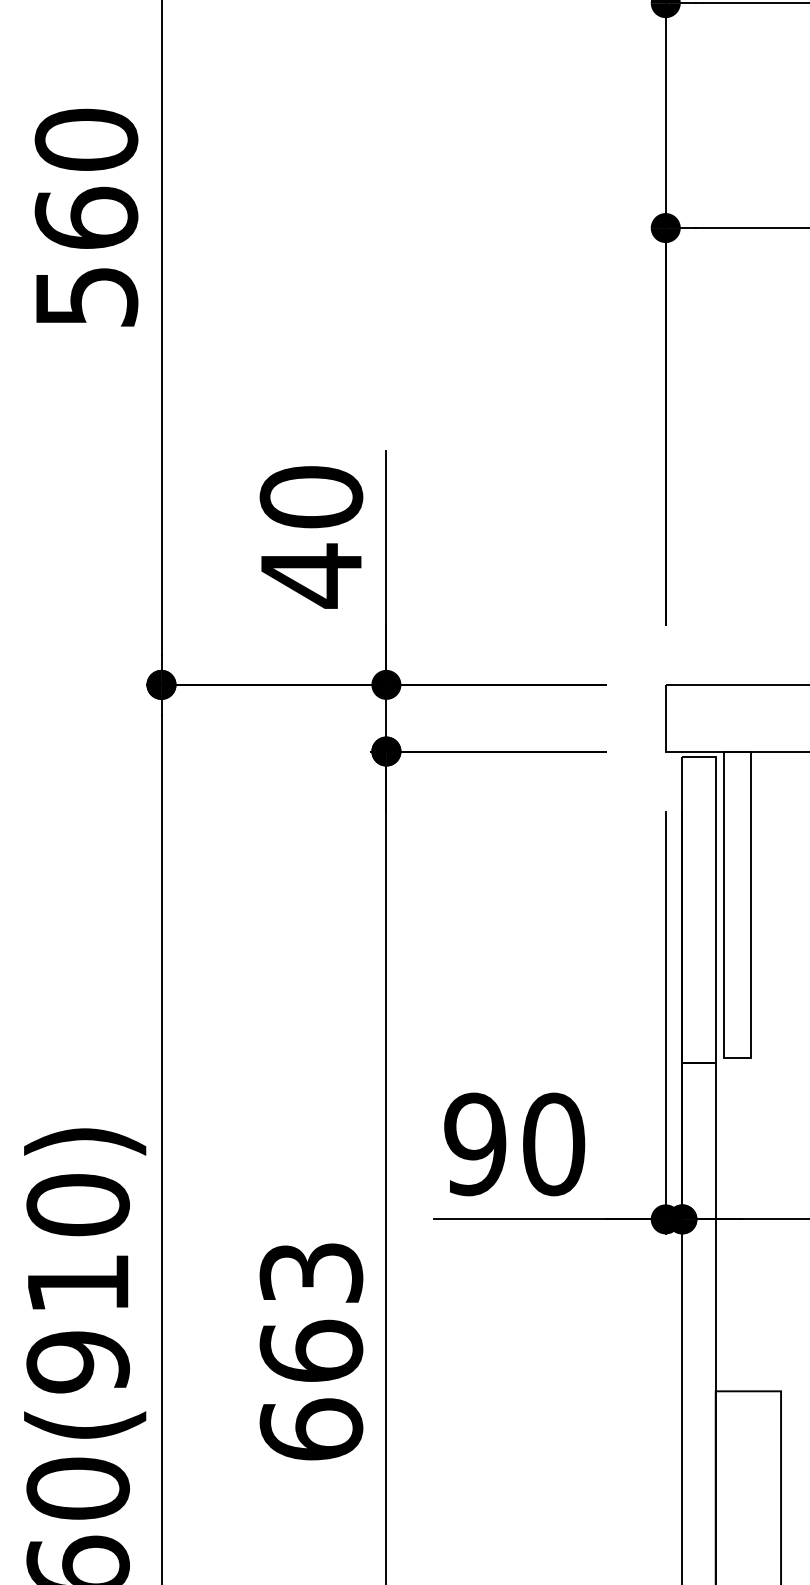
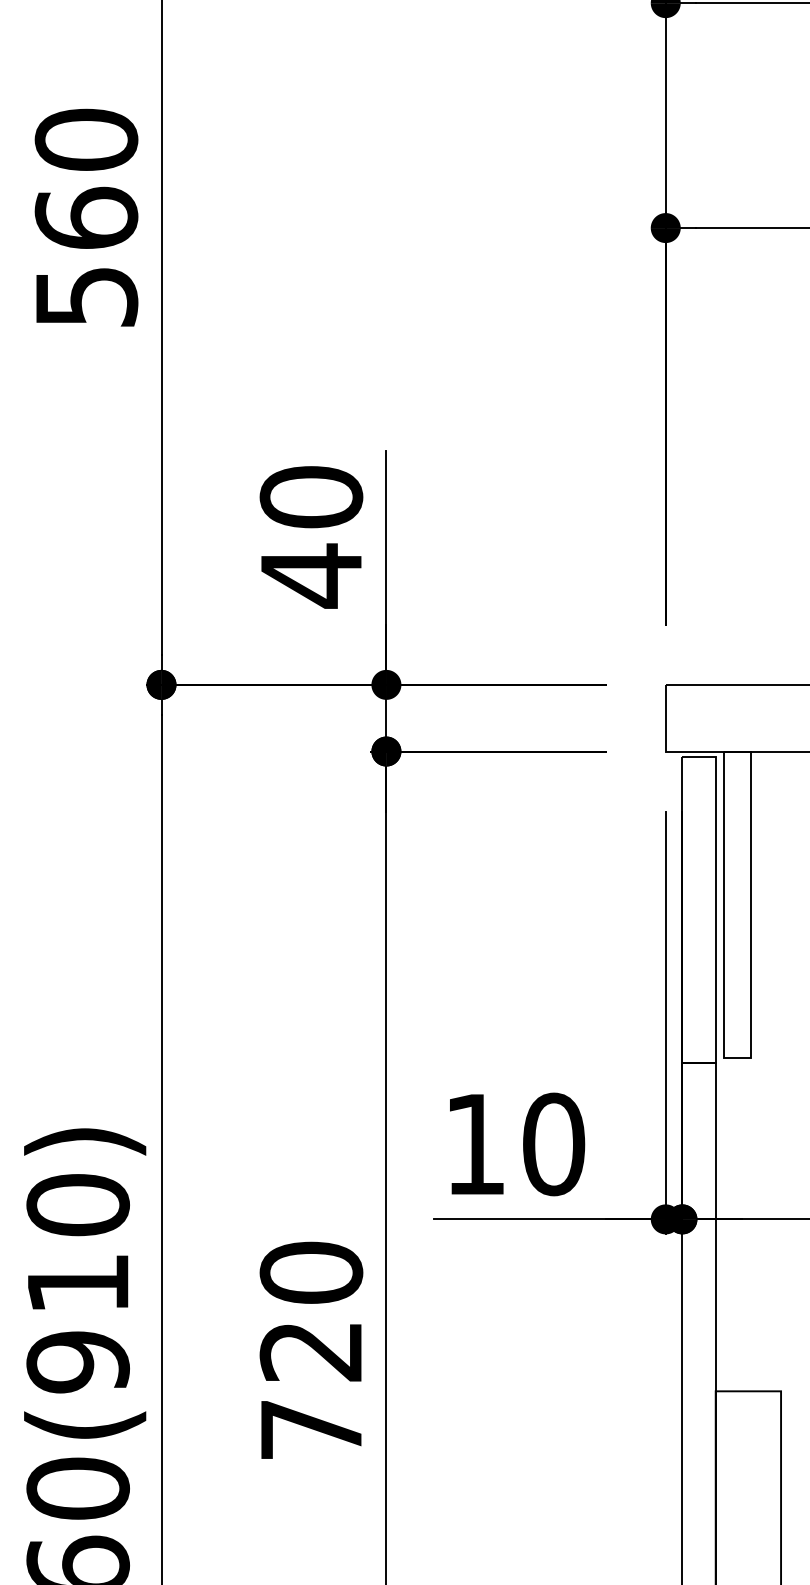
text: 90 -> 10 (475, 1144)
text: 663 -> 720 (311, 1350)
